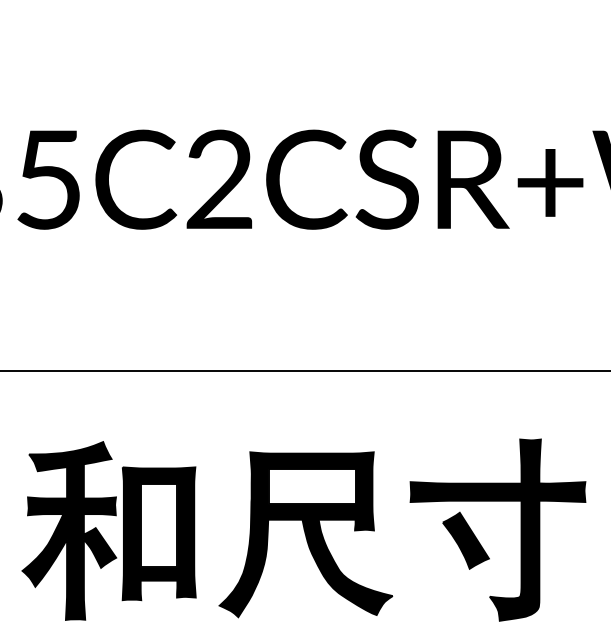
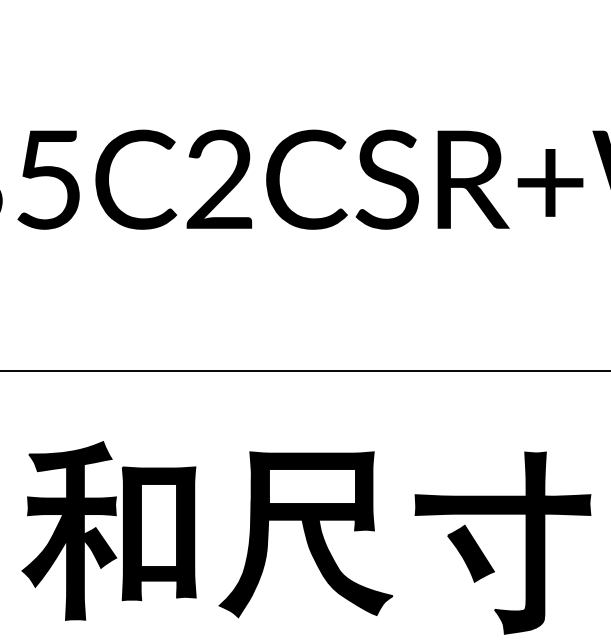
part position: (479, 541) -> (484, 554) (484, 554)
